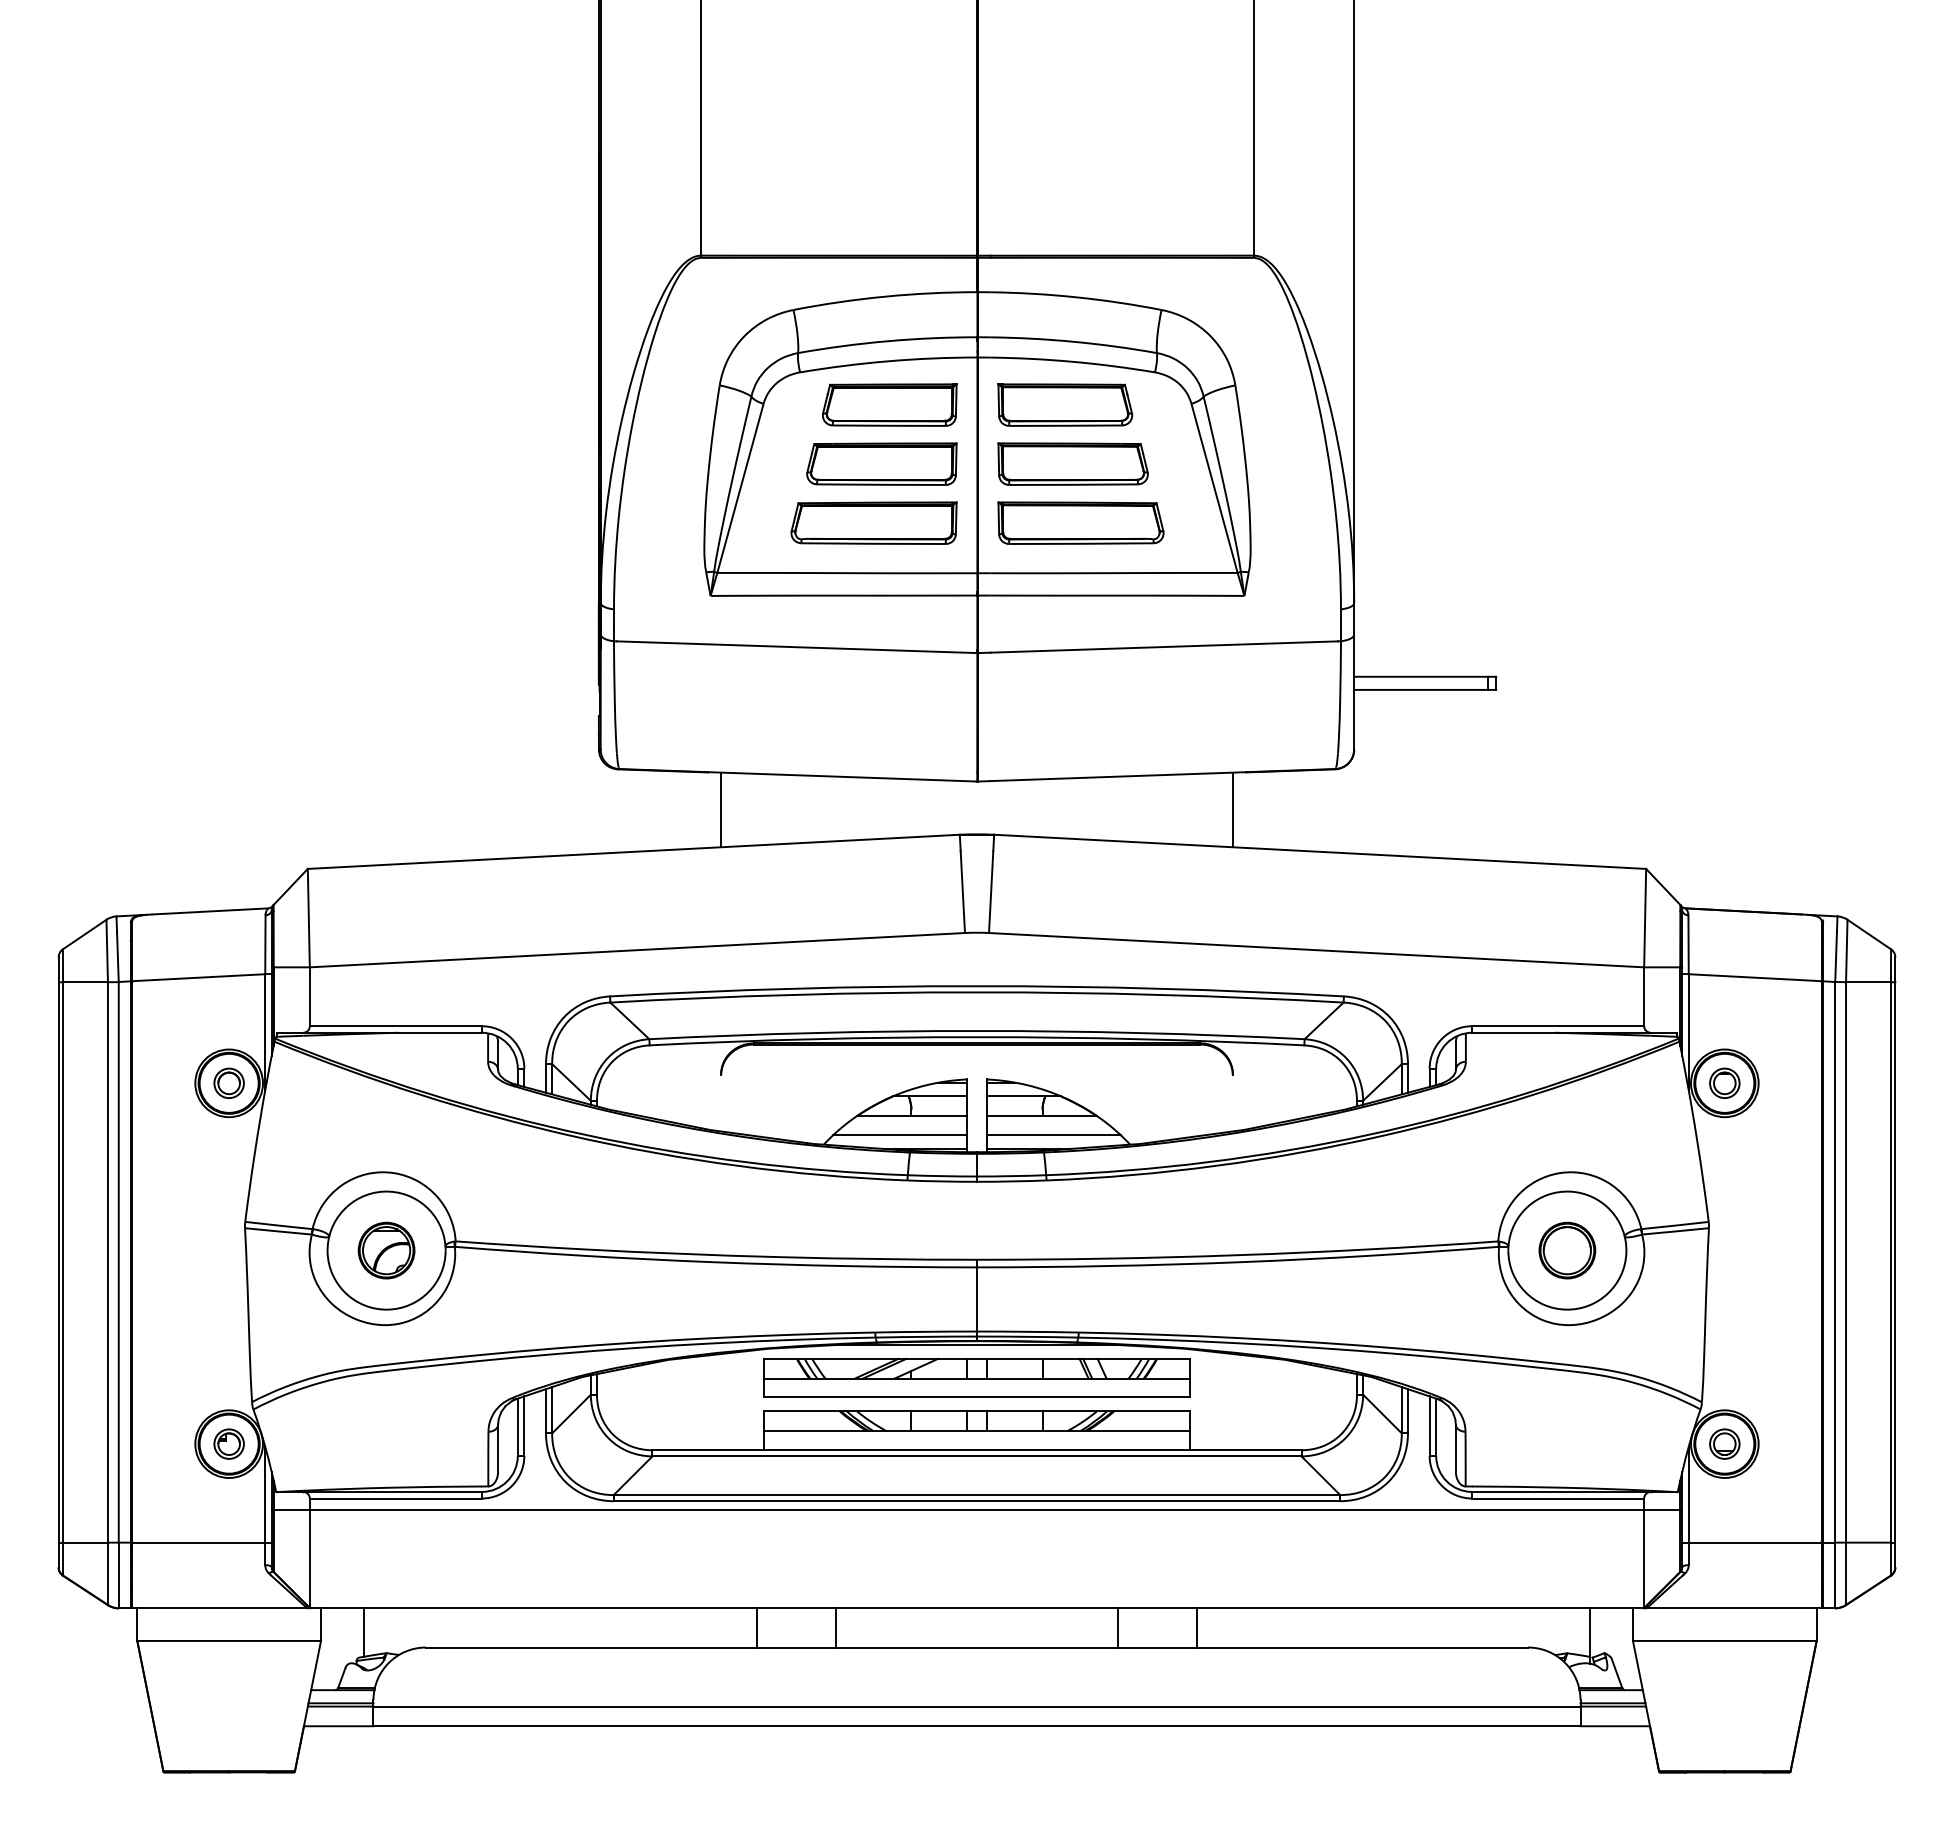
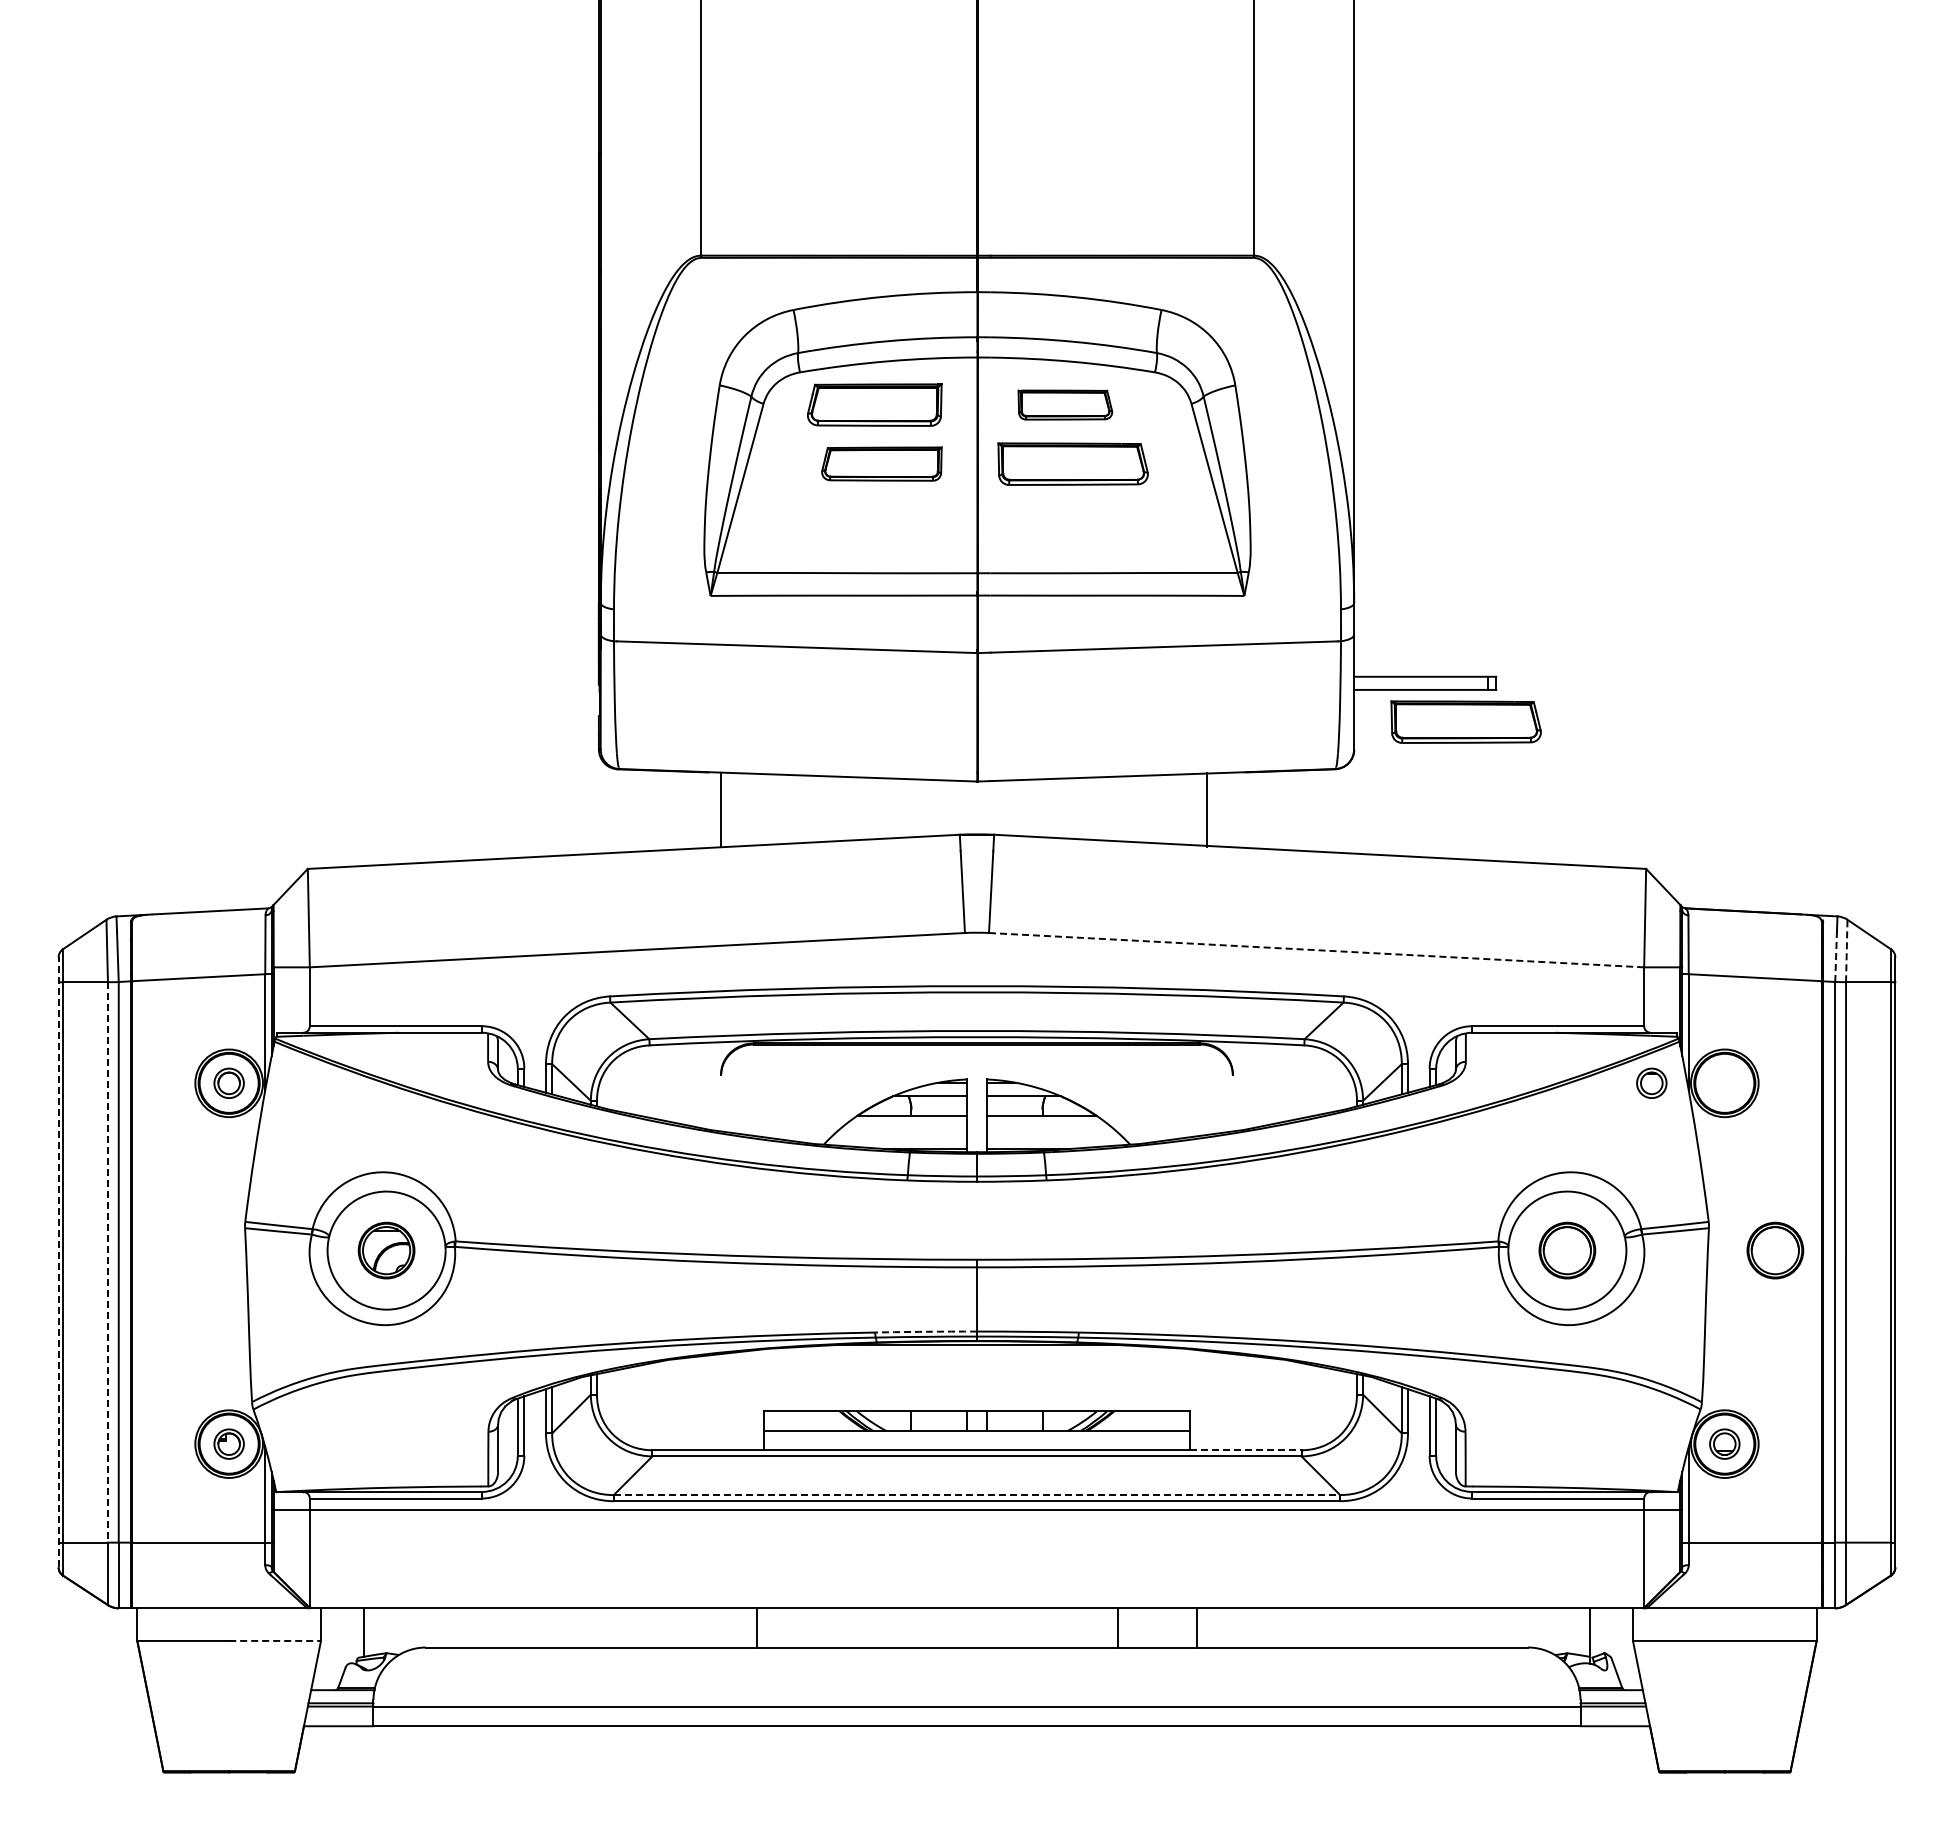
part position: (889, 404) -> (874, 404) (874, 404)
part size: 137x44 px -> 97x32 px (1065, 404)
part size: 152x44 px -> 122x36 px (881, 463)
part: present -> none (873, 522)
part: present -> none (1080, 522)
part: none -> present (1465, 721)
line position: (1232, 809) -> (1206, 809) (1206, 809)
line: solid -> dashed (1317, 950)
line: solid -> dashed (1846, 950)
line: solid -> dashed (1836, 957)
part position: (1724, 1082) -> (1651, 1082) (1651, 1082)
line: present -> none (900, 1135)
line: present -> none (1053, 1135)
part: none -> present (1775, 1250)
line: solid -> dashed (58, 1261)
line: solid -> dashed (107, 1262)
arc: solid -> dashed (926, 1331)
part: present -> none (976, 1377)
line: solid -> dashed (1245, 1450)
line: solid -> dashed (977, 1495)
line: present -> none (835, 1627)
line: solid -> dashed (275, 1640)
